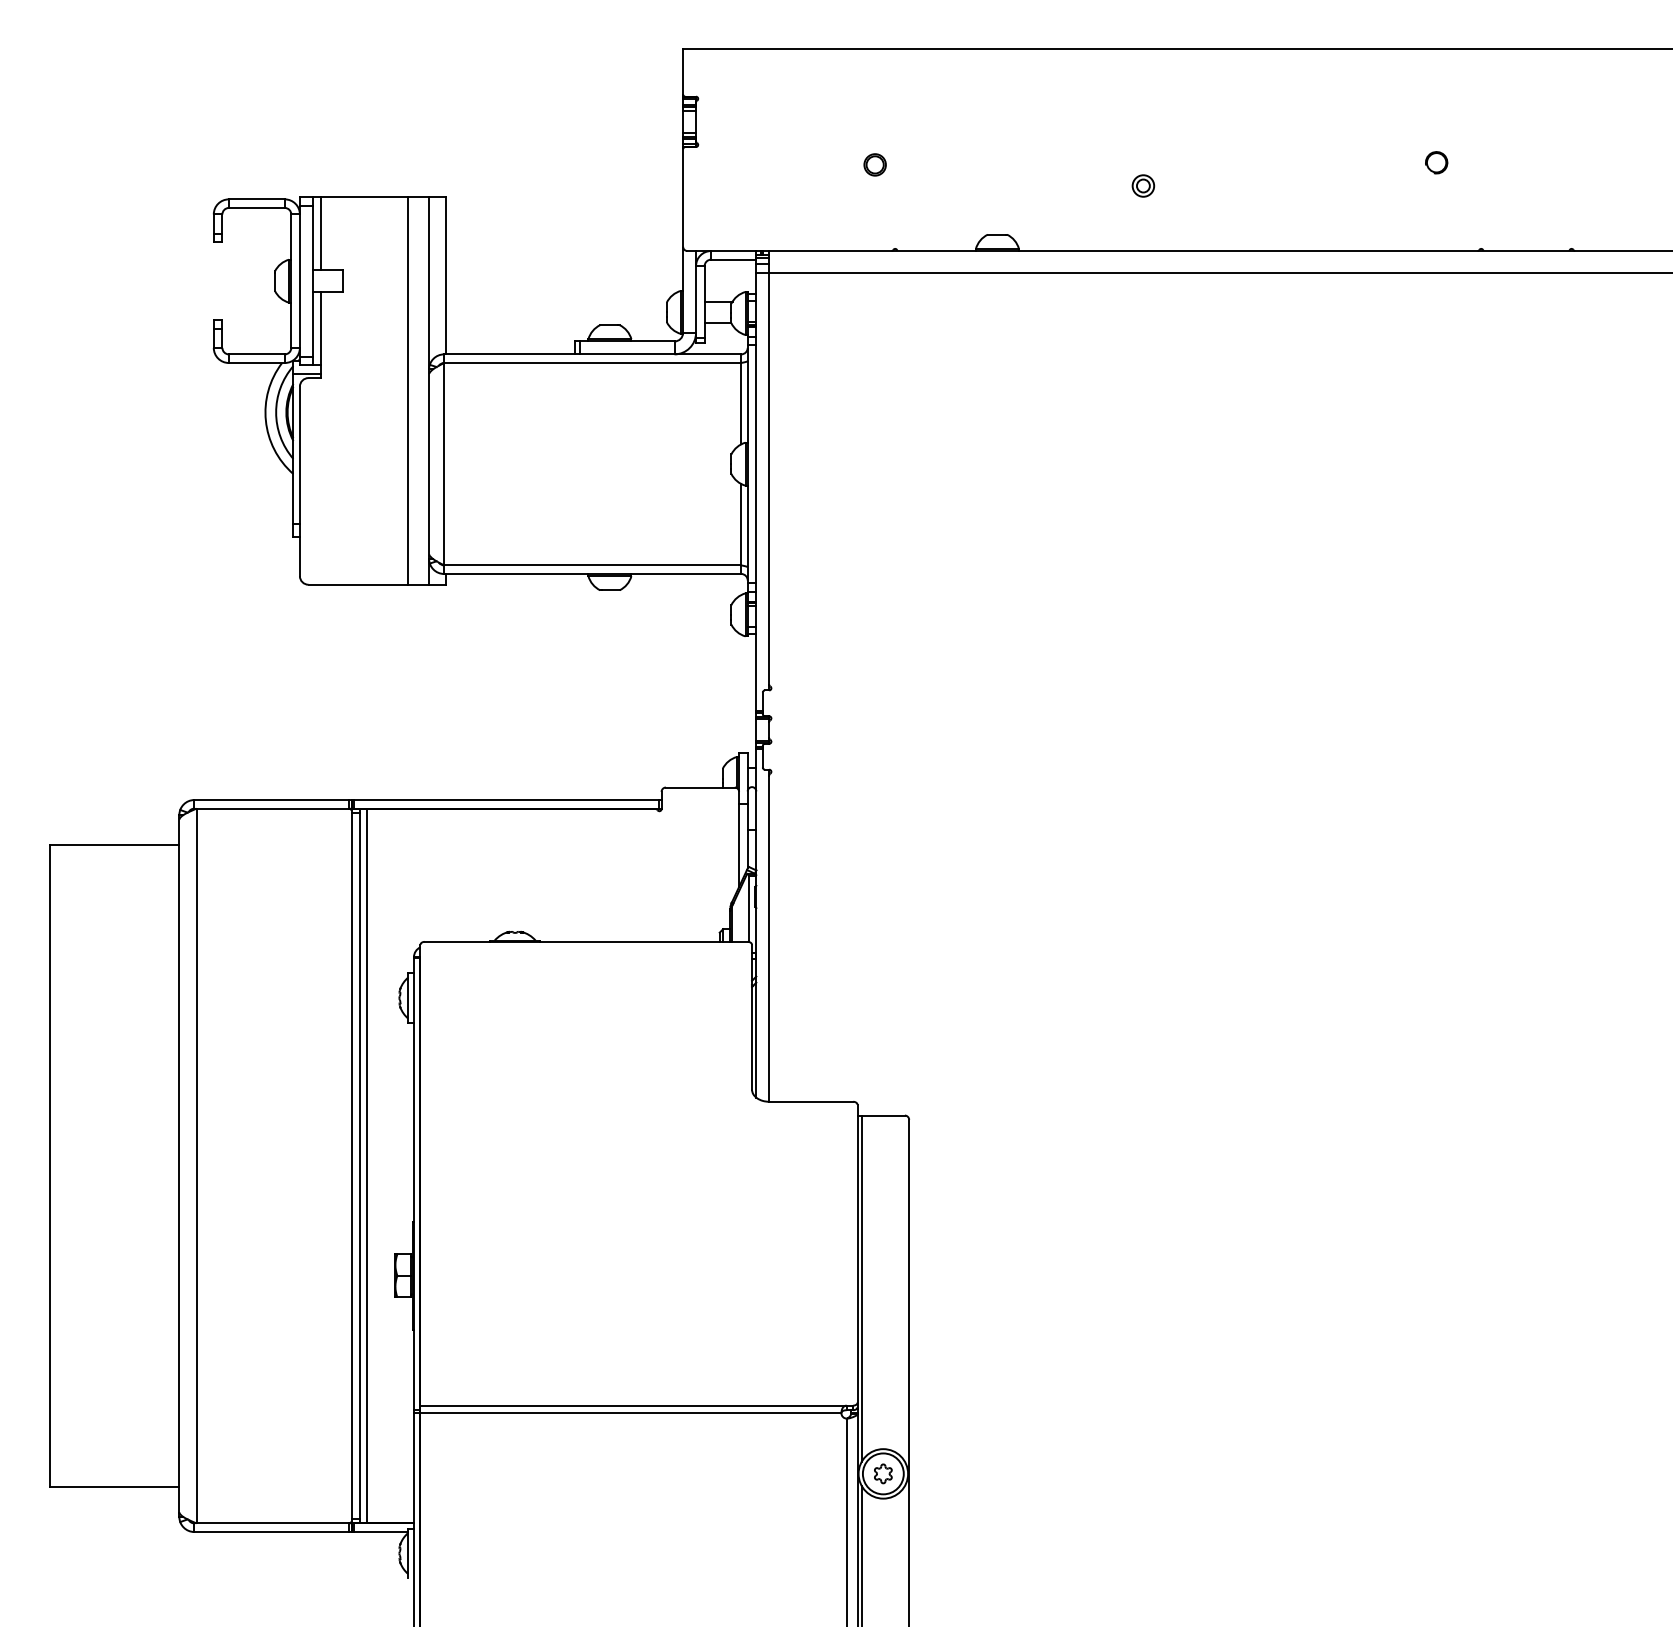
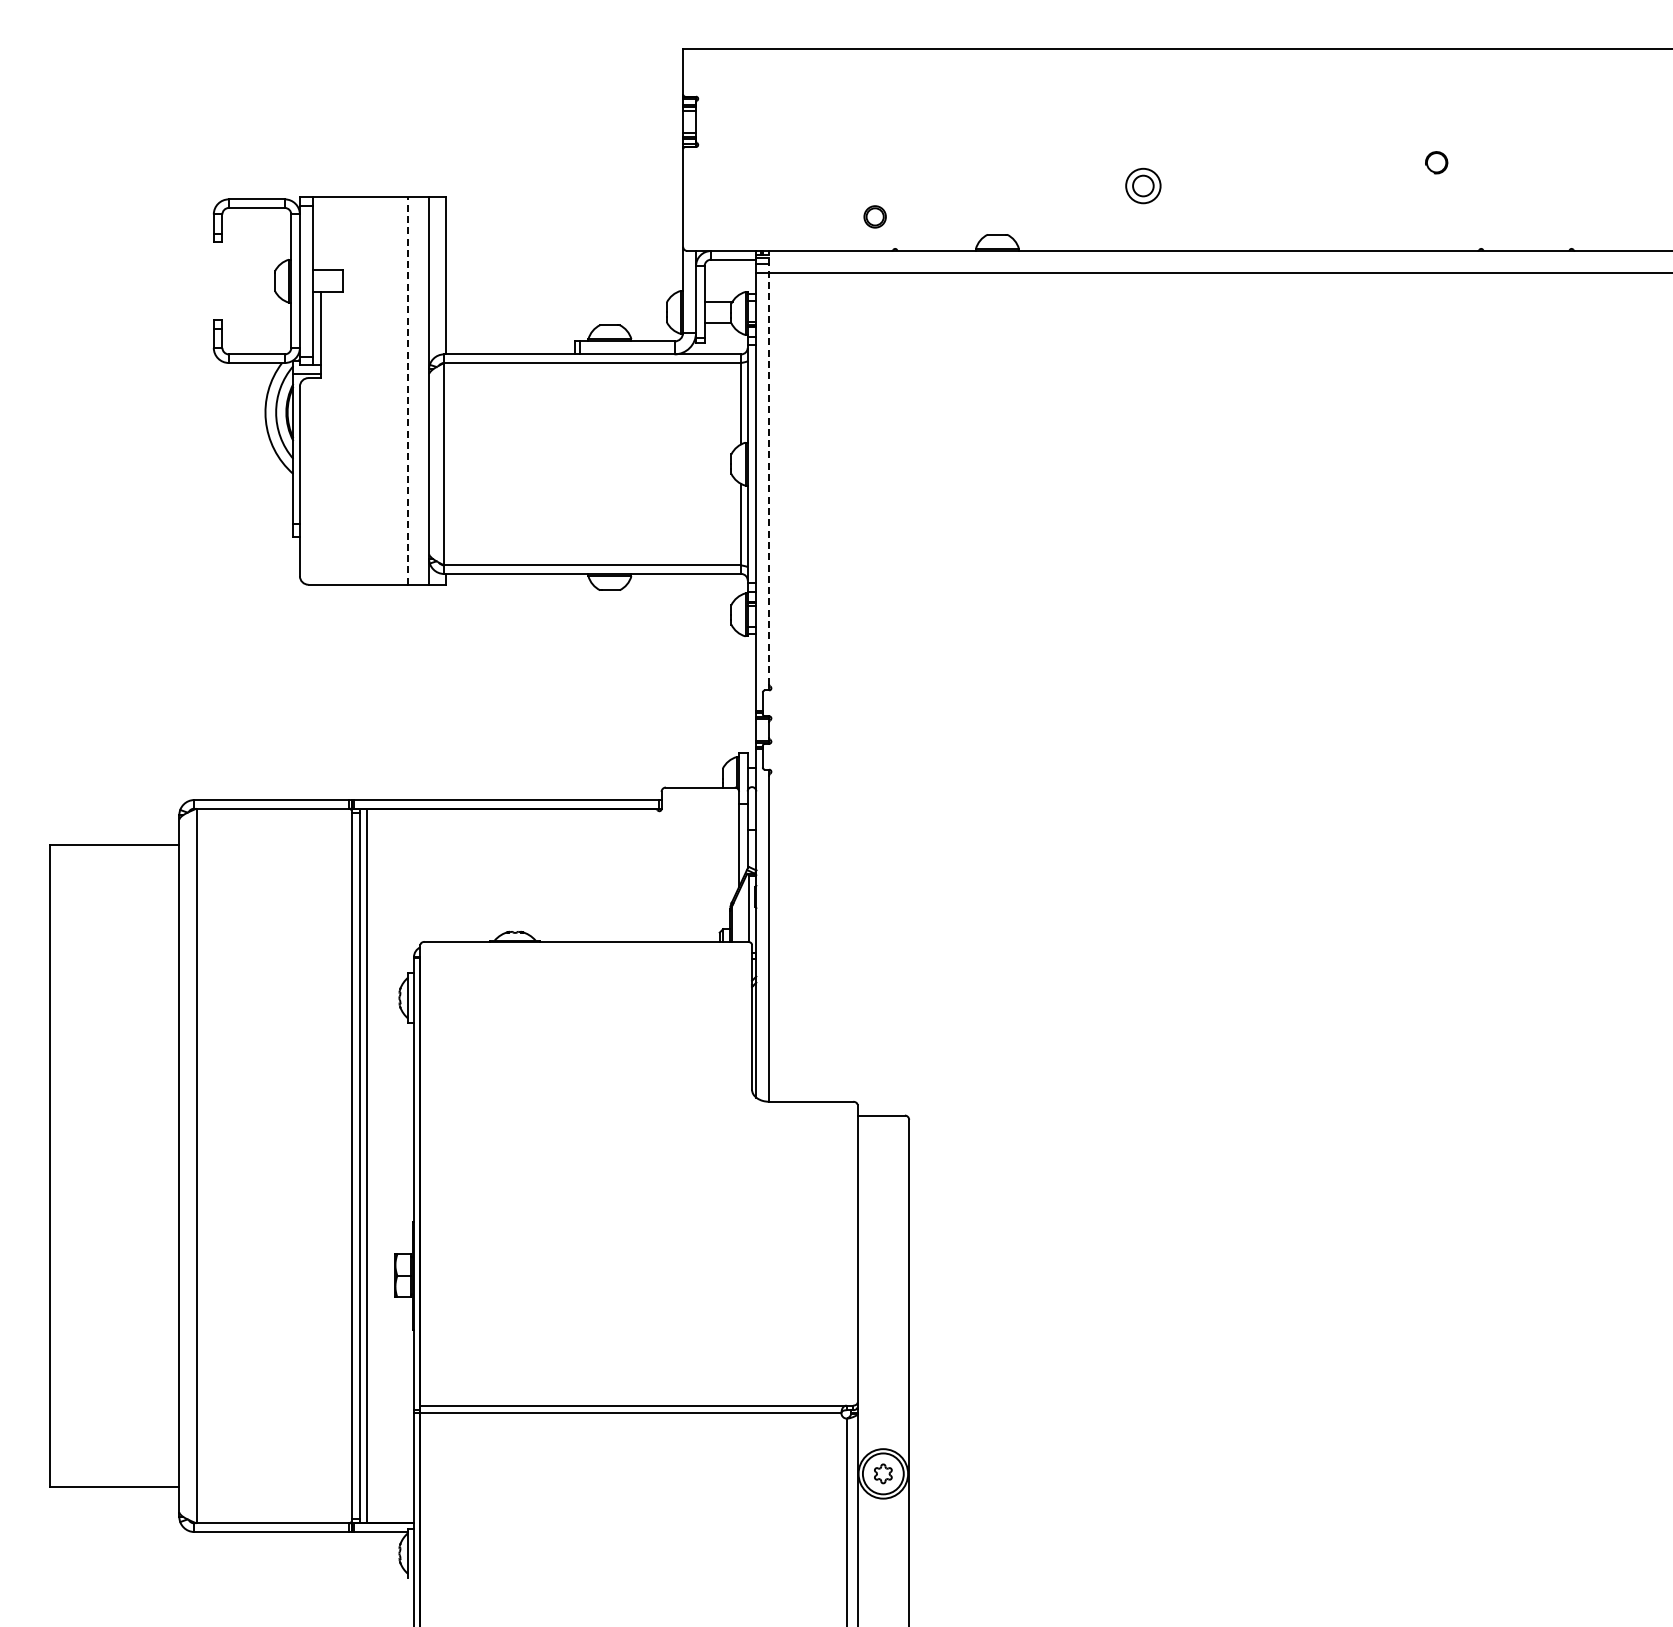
part position: (874, 164) -> (874, 216) (874, 216)
part size: 25x24 px -> 37x38 px (1143, 185)
line: present -> none (321, 233)
line: solid -> dashed (407, 390)
line: solid -> dashed (769, 467)
line: present -> none (861, 1288)
line: present -> none (861, 1554)
